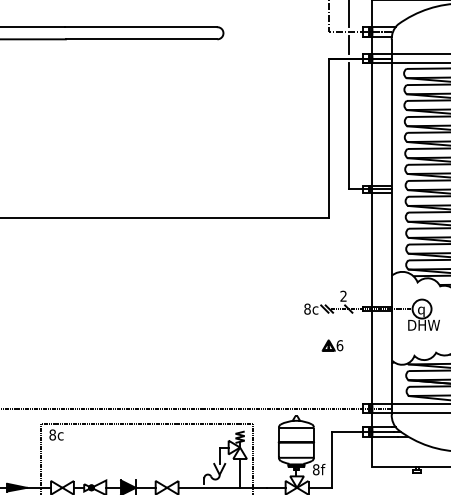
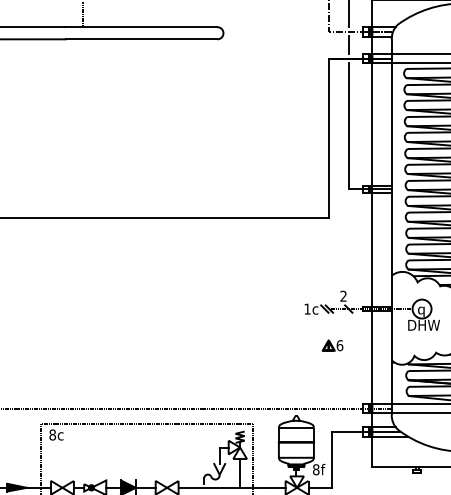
line: none -> present (83, 14)
text: 8c -> 1c (307, 308)
